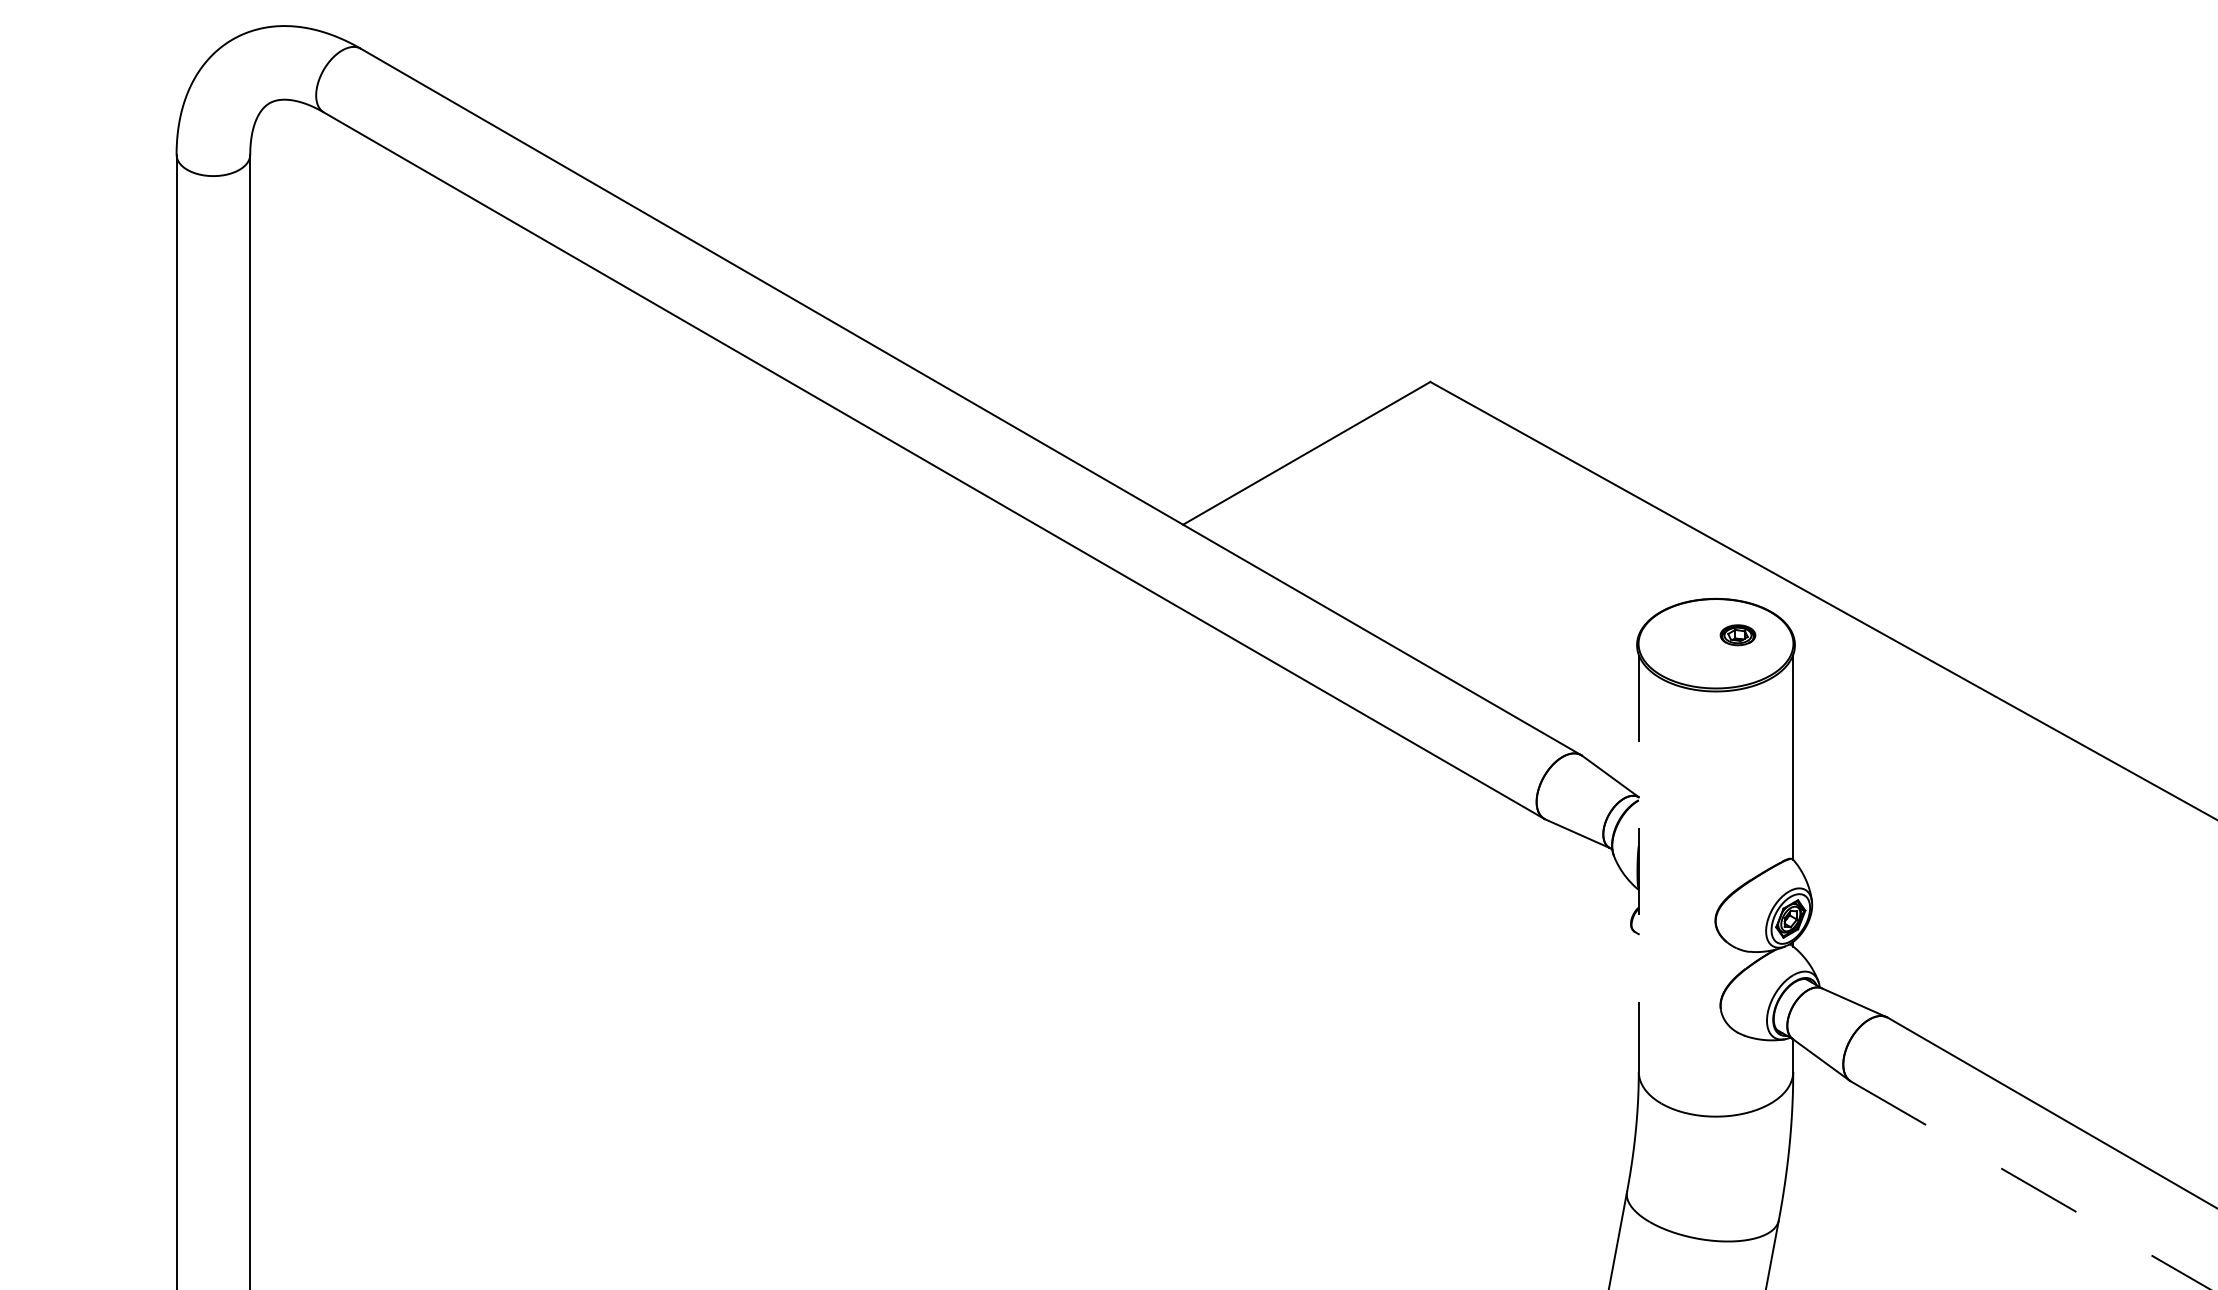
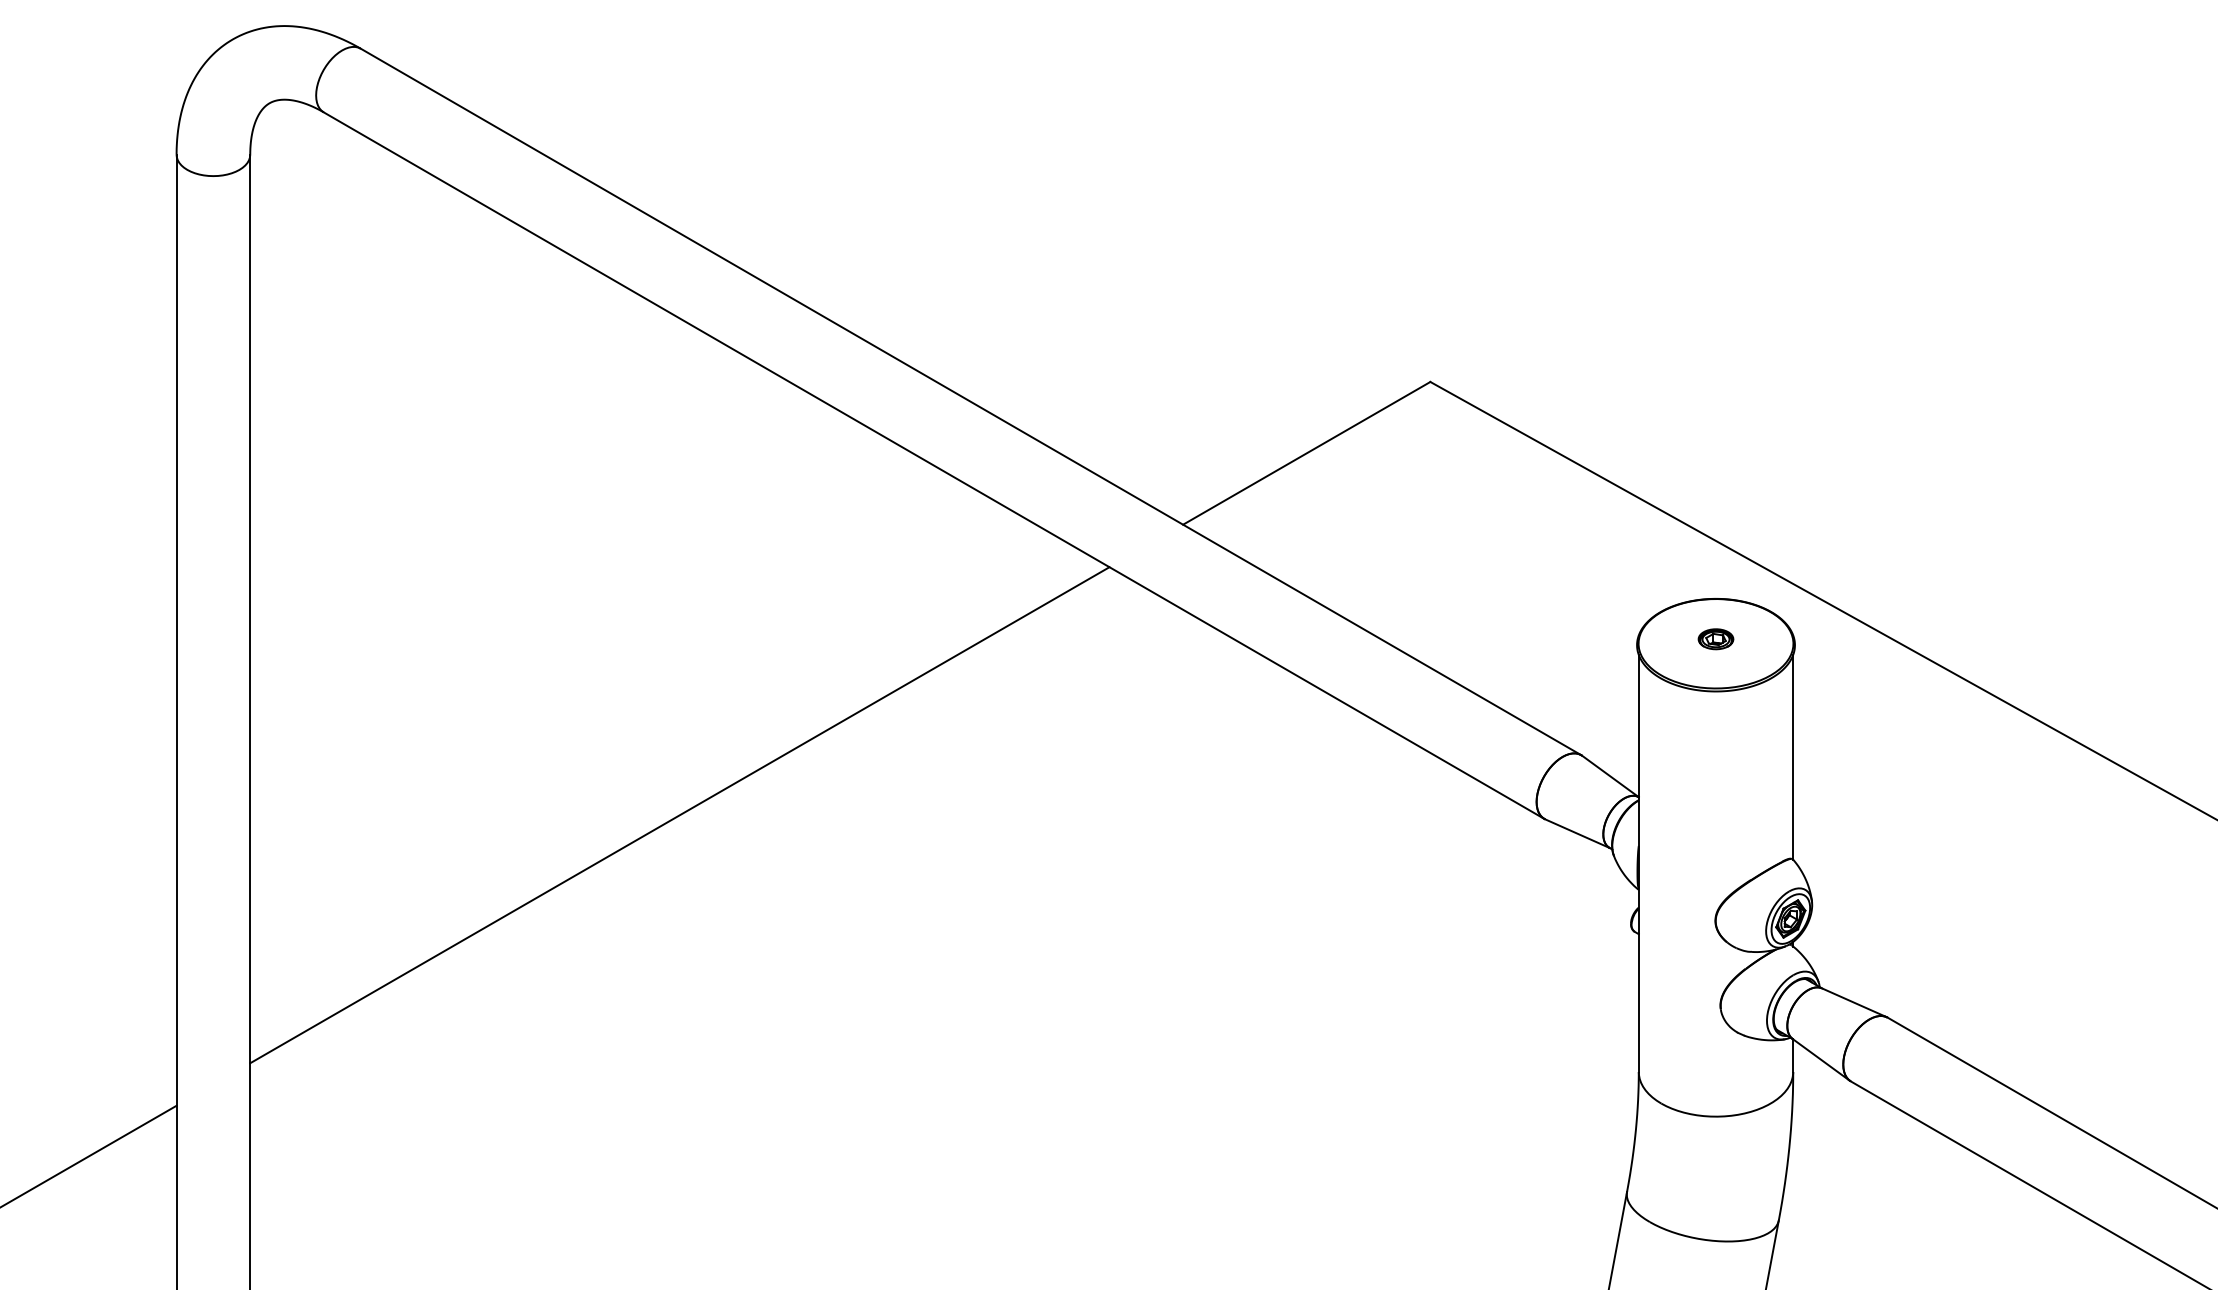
part position: (1737, 635) -> (1715, 639) (1715, 639)
line: none -> present (679, 815)
line: dashed -> solid (1638, 863)
line: none -> present (89, 1155)
line: dashed -> solid (2030, 1185)
